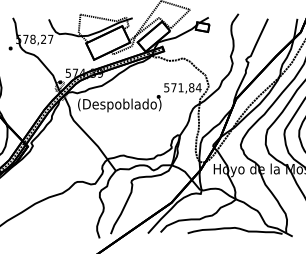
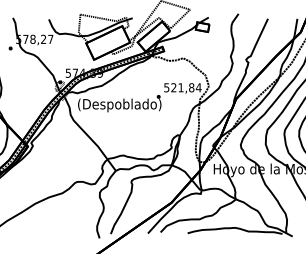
text: 571,84 -> 521,84 (173, 87)
